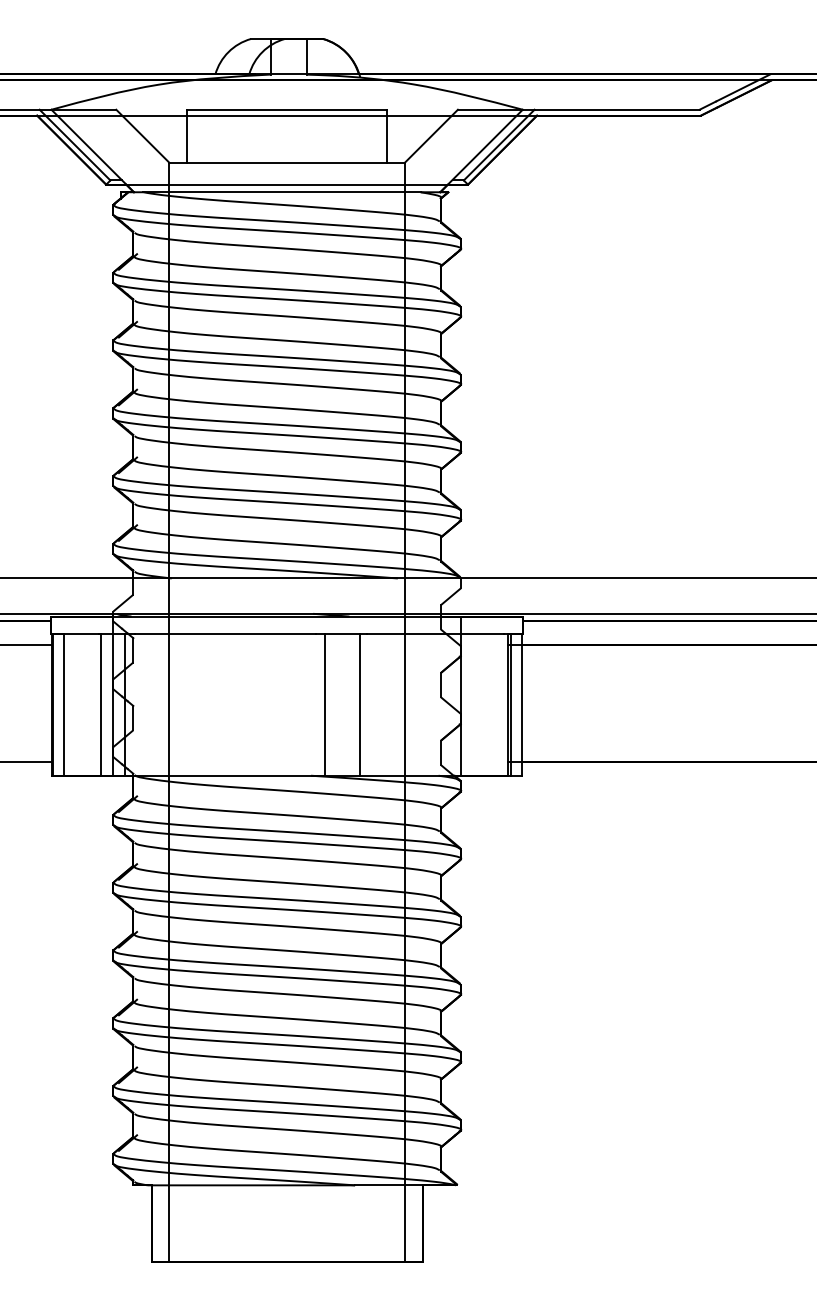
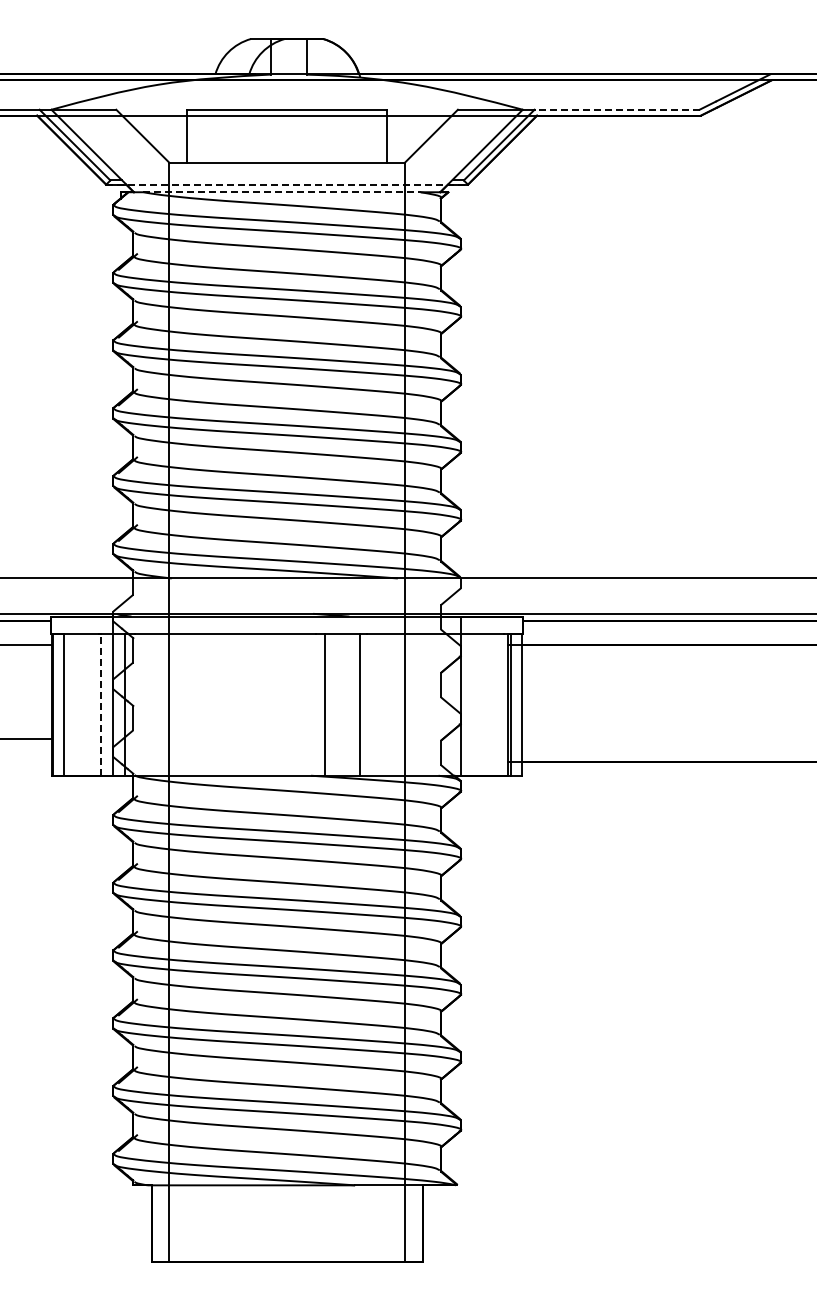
line: solid -> dashed (617, 109)
line: solid -> dashed (287, 184)
line: solid -> dashed (282, 192)
line: solid -> dashed (101, 705)
line position: (26, 762) -> (26, 739) (26, 739)
